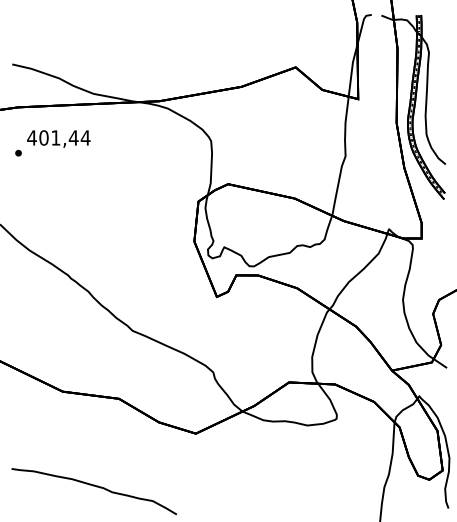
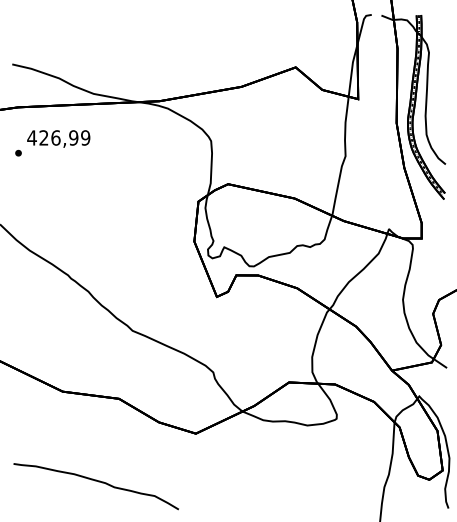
text: 401,44 -> 426,99 (64, 137)
curve position: (93, 486) -> (95, 481) (95, 481)
